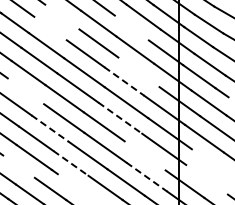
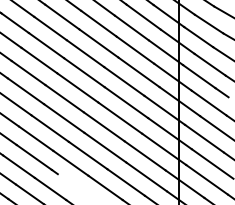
line: none -> present (62, 16)
line: none -> present (131, 27)
line: none -> present (50, 28)
line: none -> present (138, 72)
line: dashed -> solid (124, 81)
line: none -> present (25, 91)
line: dashed -> solid (120, 118)
line: dashed -> solid (50, 128)
line: none -> present (144, 155)
line: dashed -> solid (70, 163)
line: none -> present (211, 163)
line: none -> present (18, 166)
line: dashed -> solid (146, 177)
line: none -> present (206, 179)
